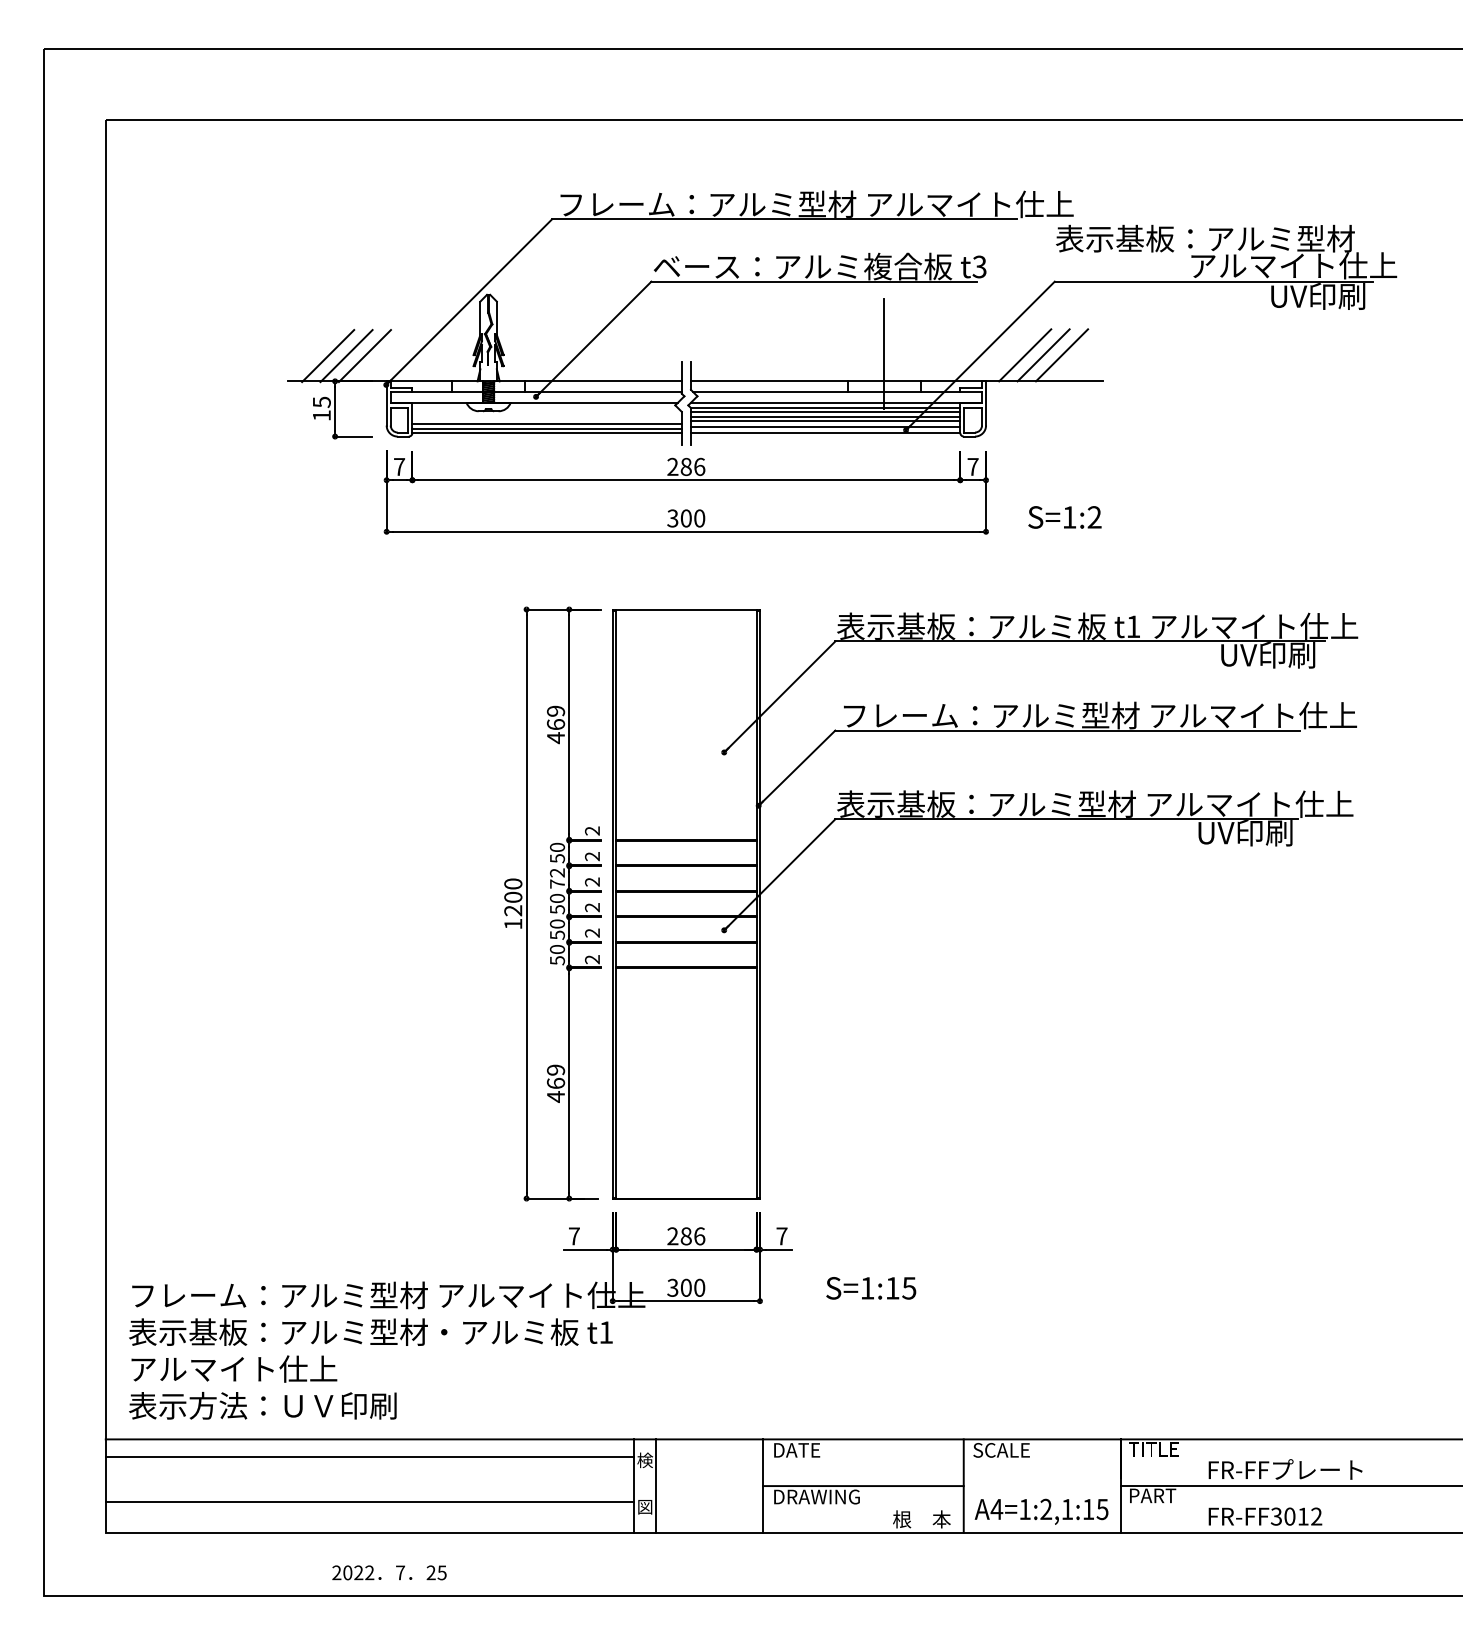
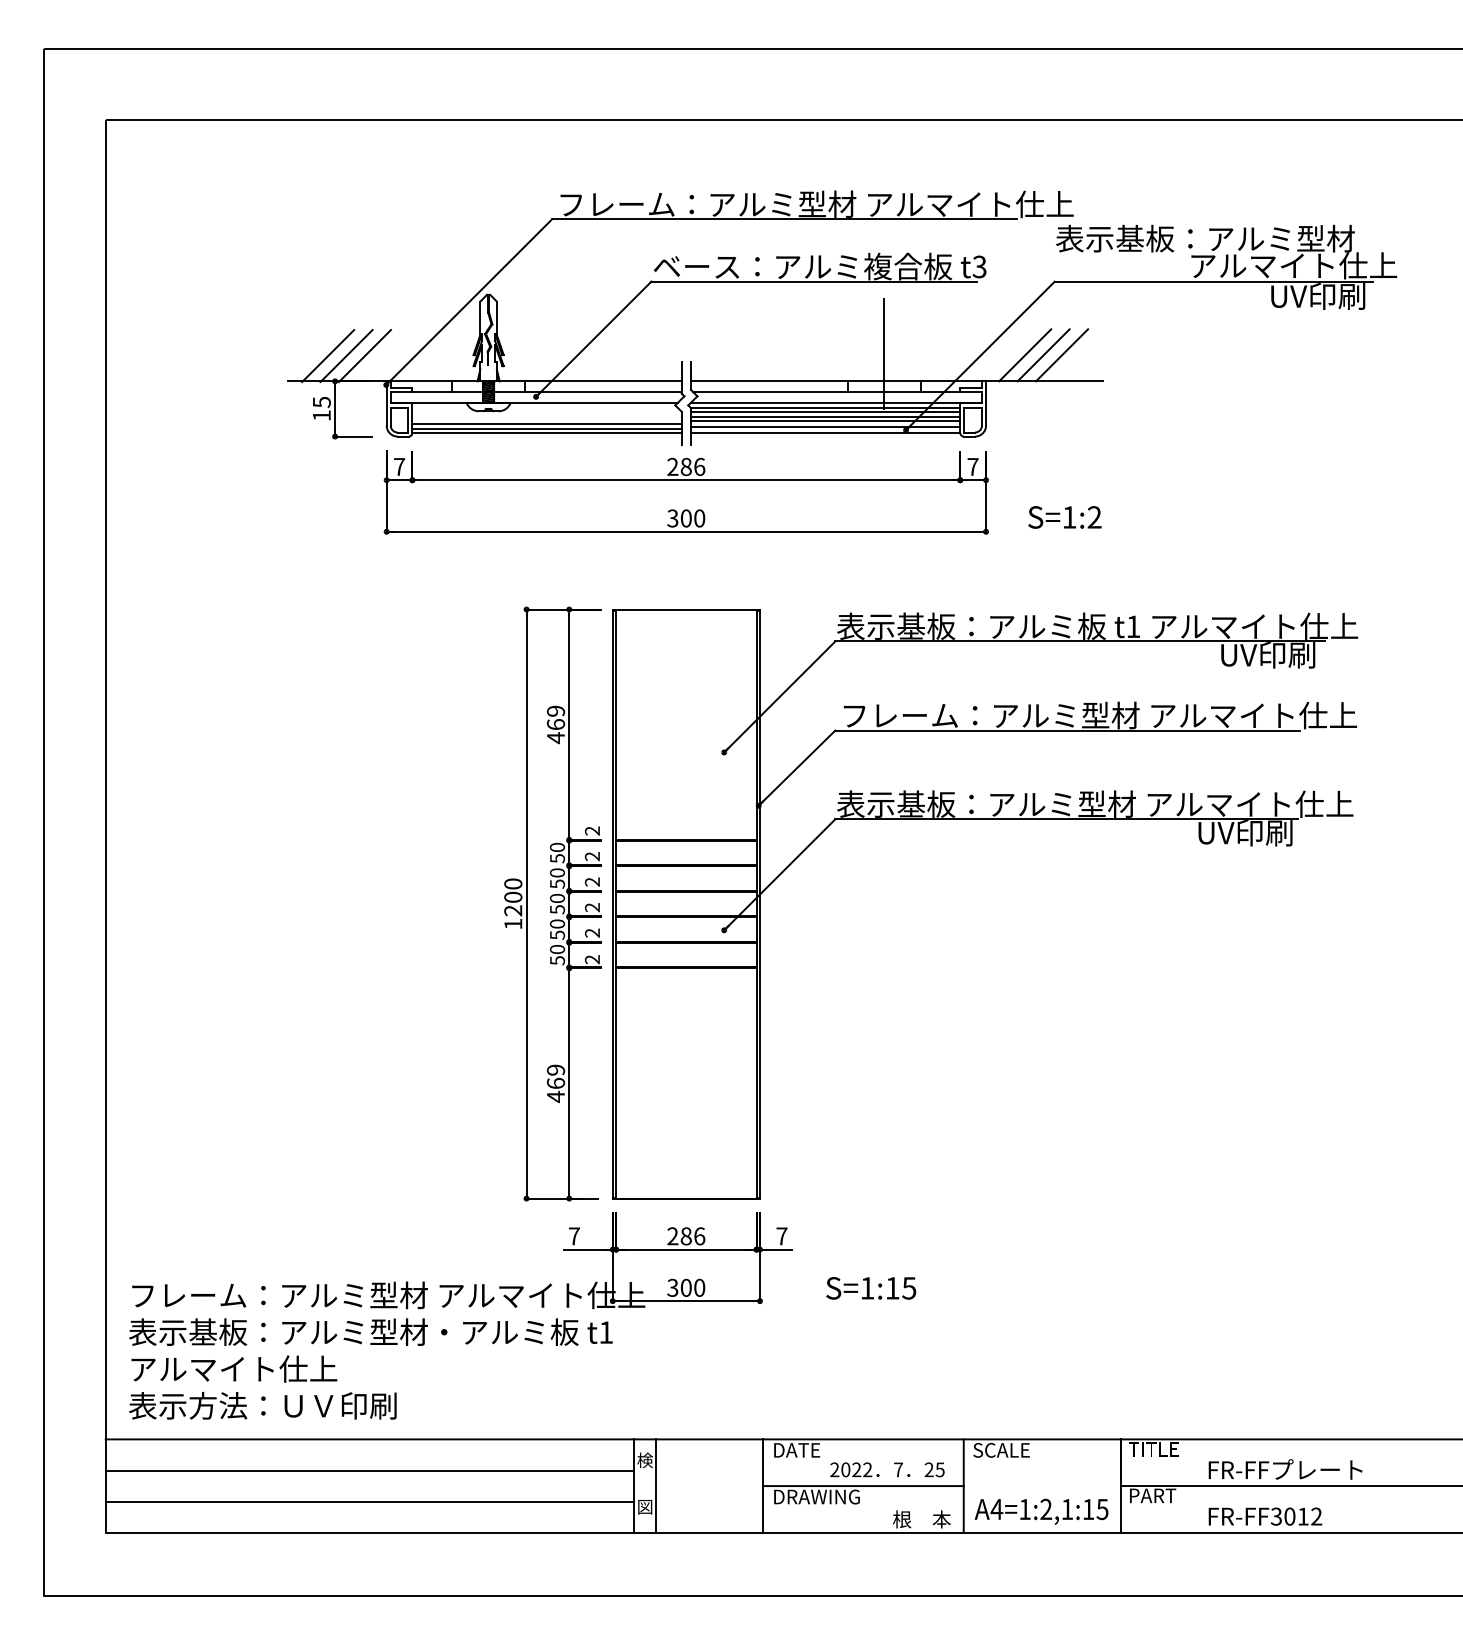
text: 72 -> 50 (557, 878)
line position: (369, 1456) -> (369, 1470) (369, 1470)
text position: (389, 1572) -> (887, 1469) (887, 1469)
